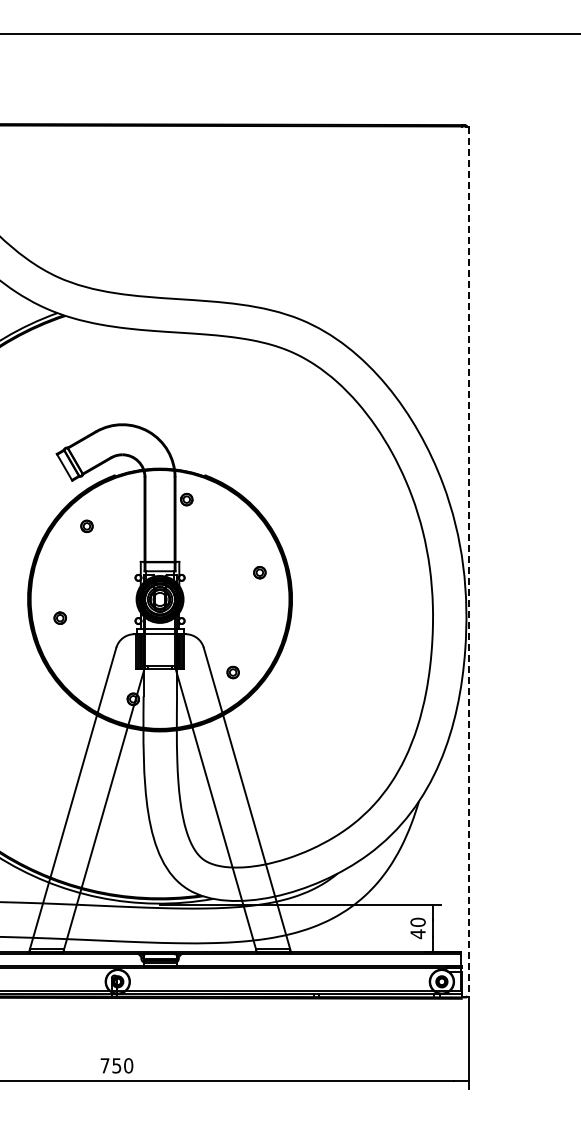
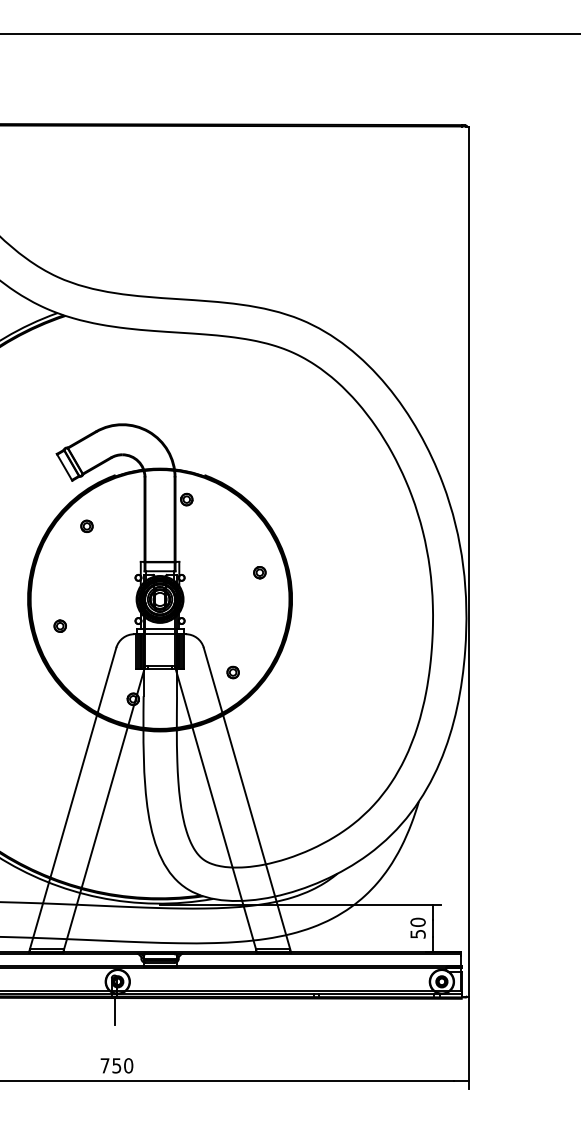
line: dashed -> solid (469, 562)
part position: (59, 617) -> (59, 625) (59, 625)
text: 40 -> 50 (417, 934)
line: none -> present (114, 1011)
